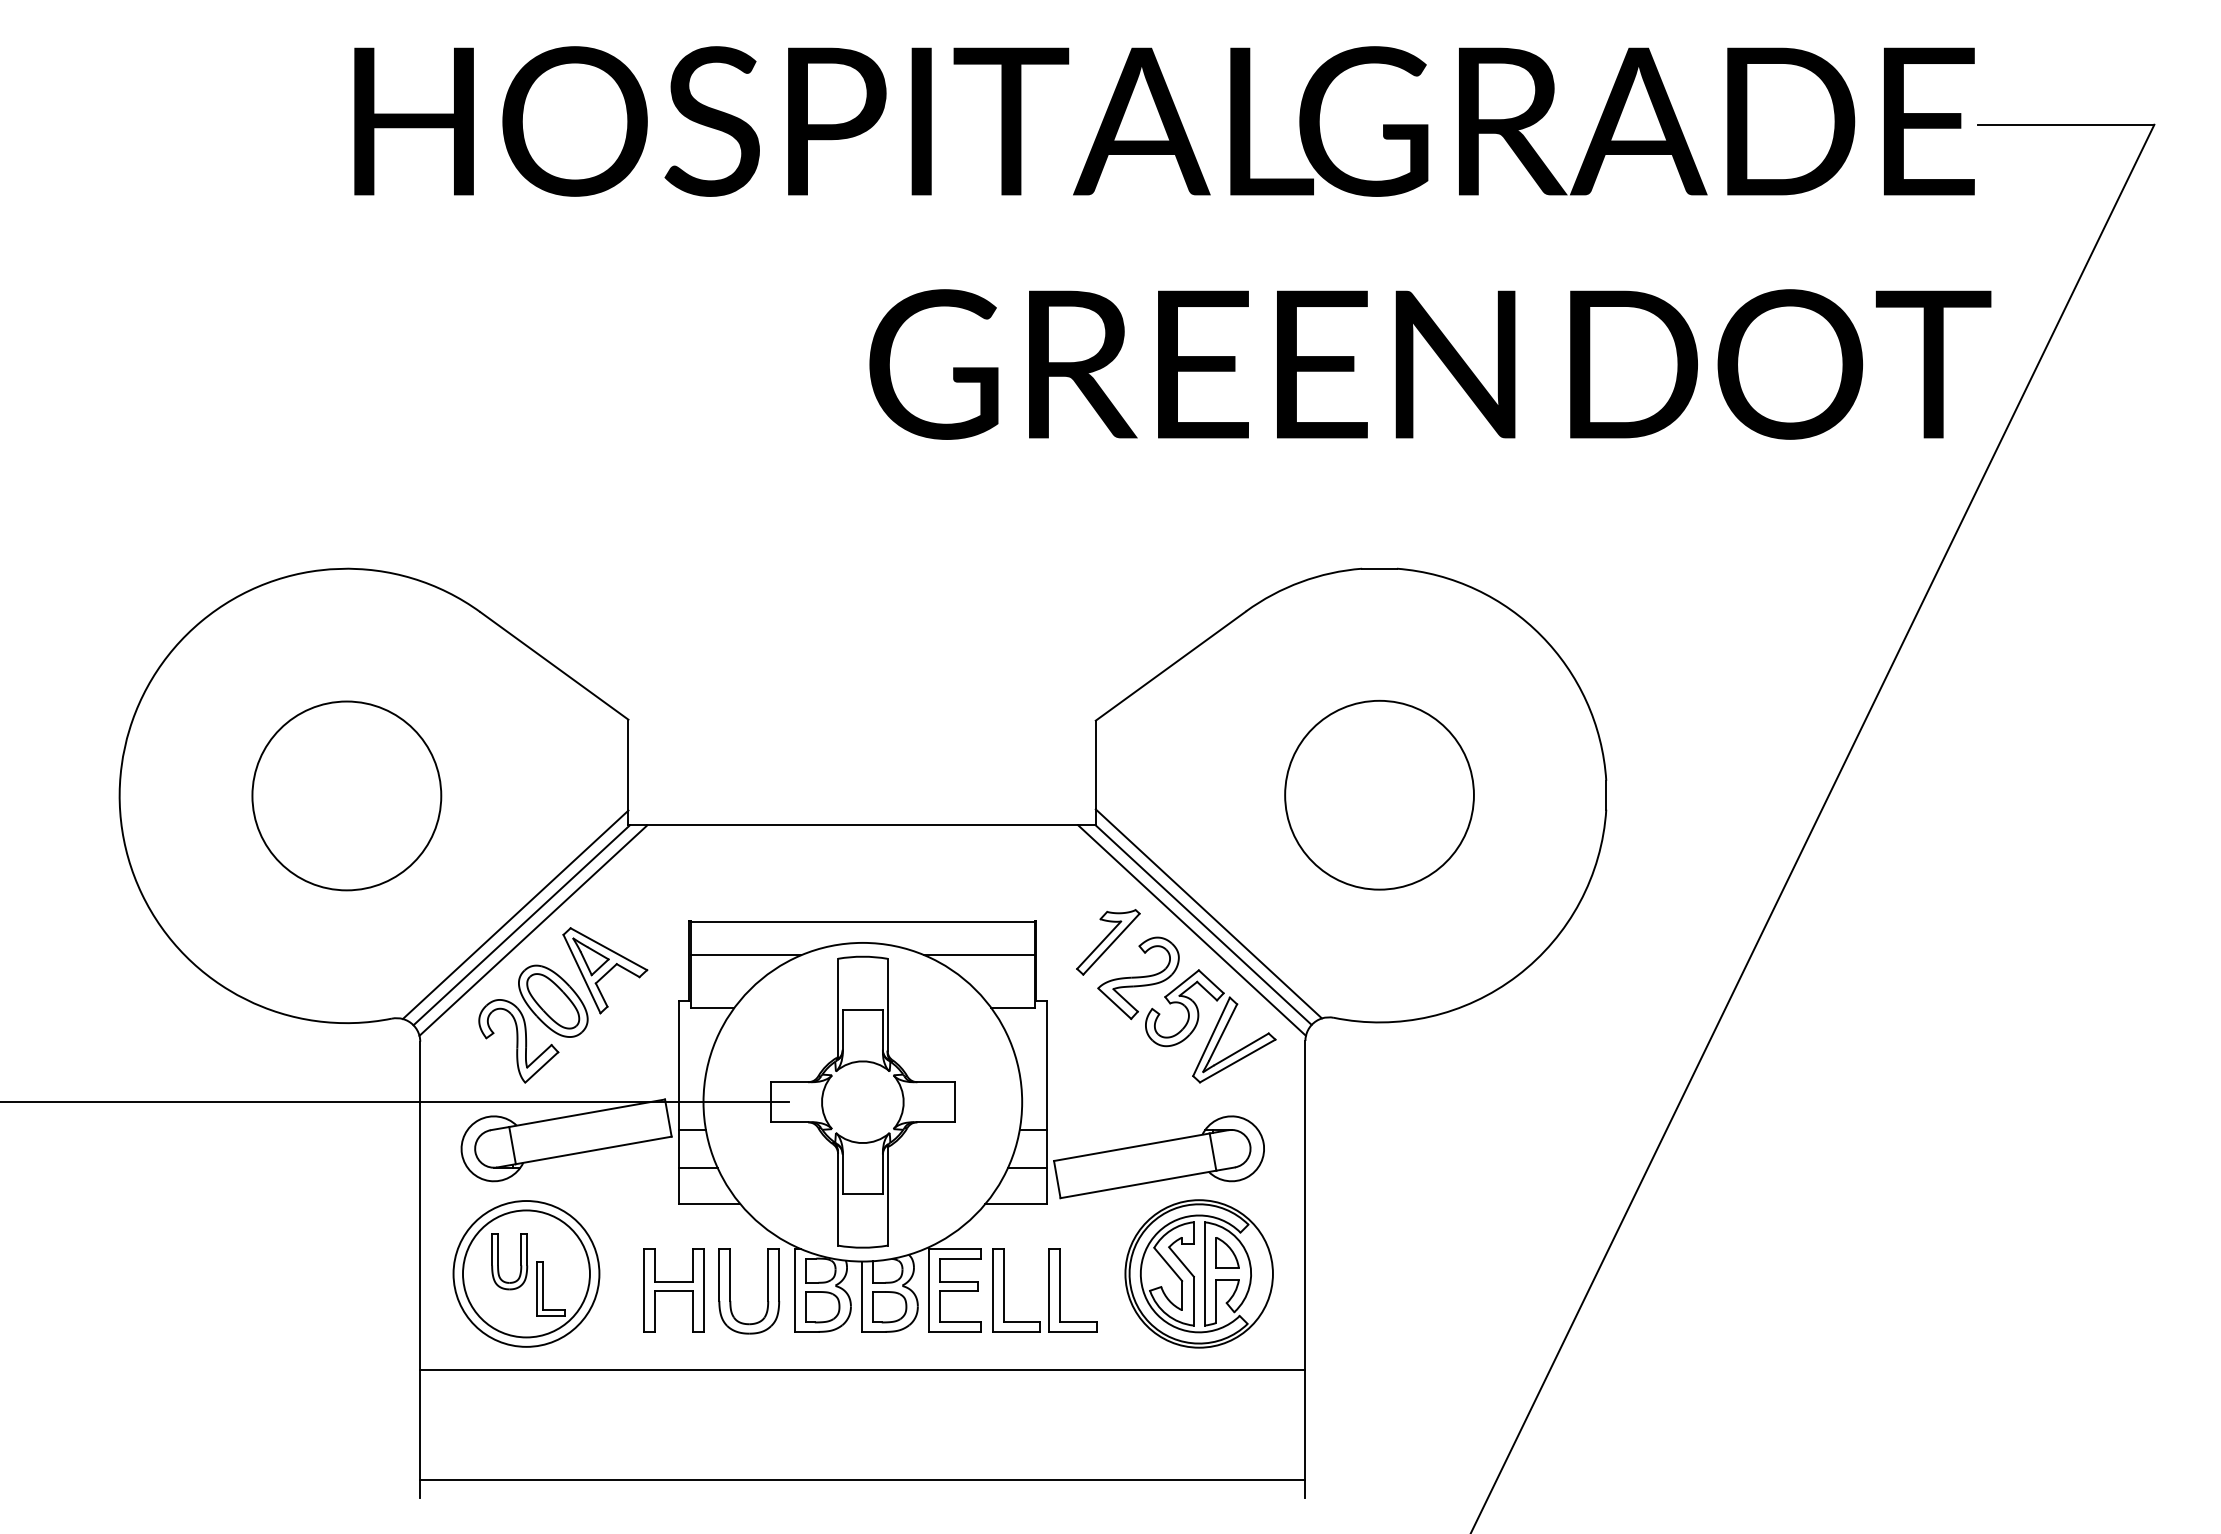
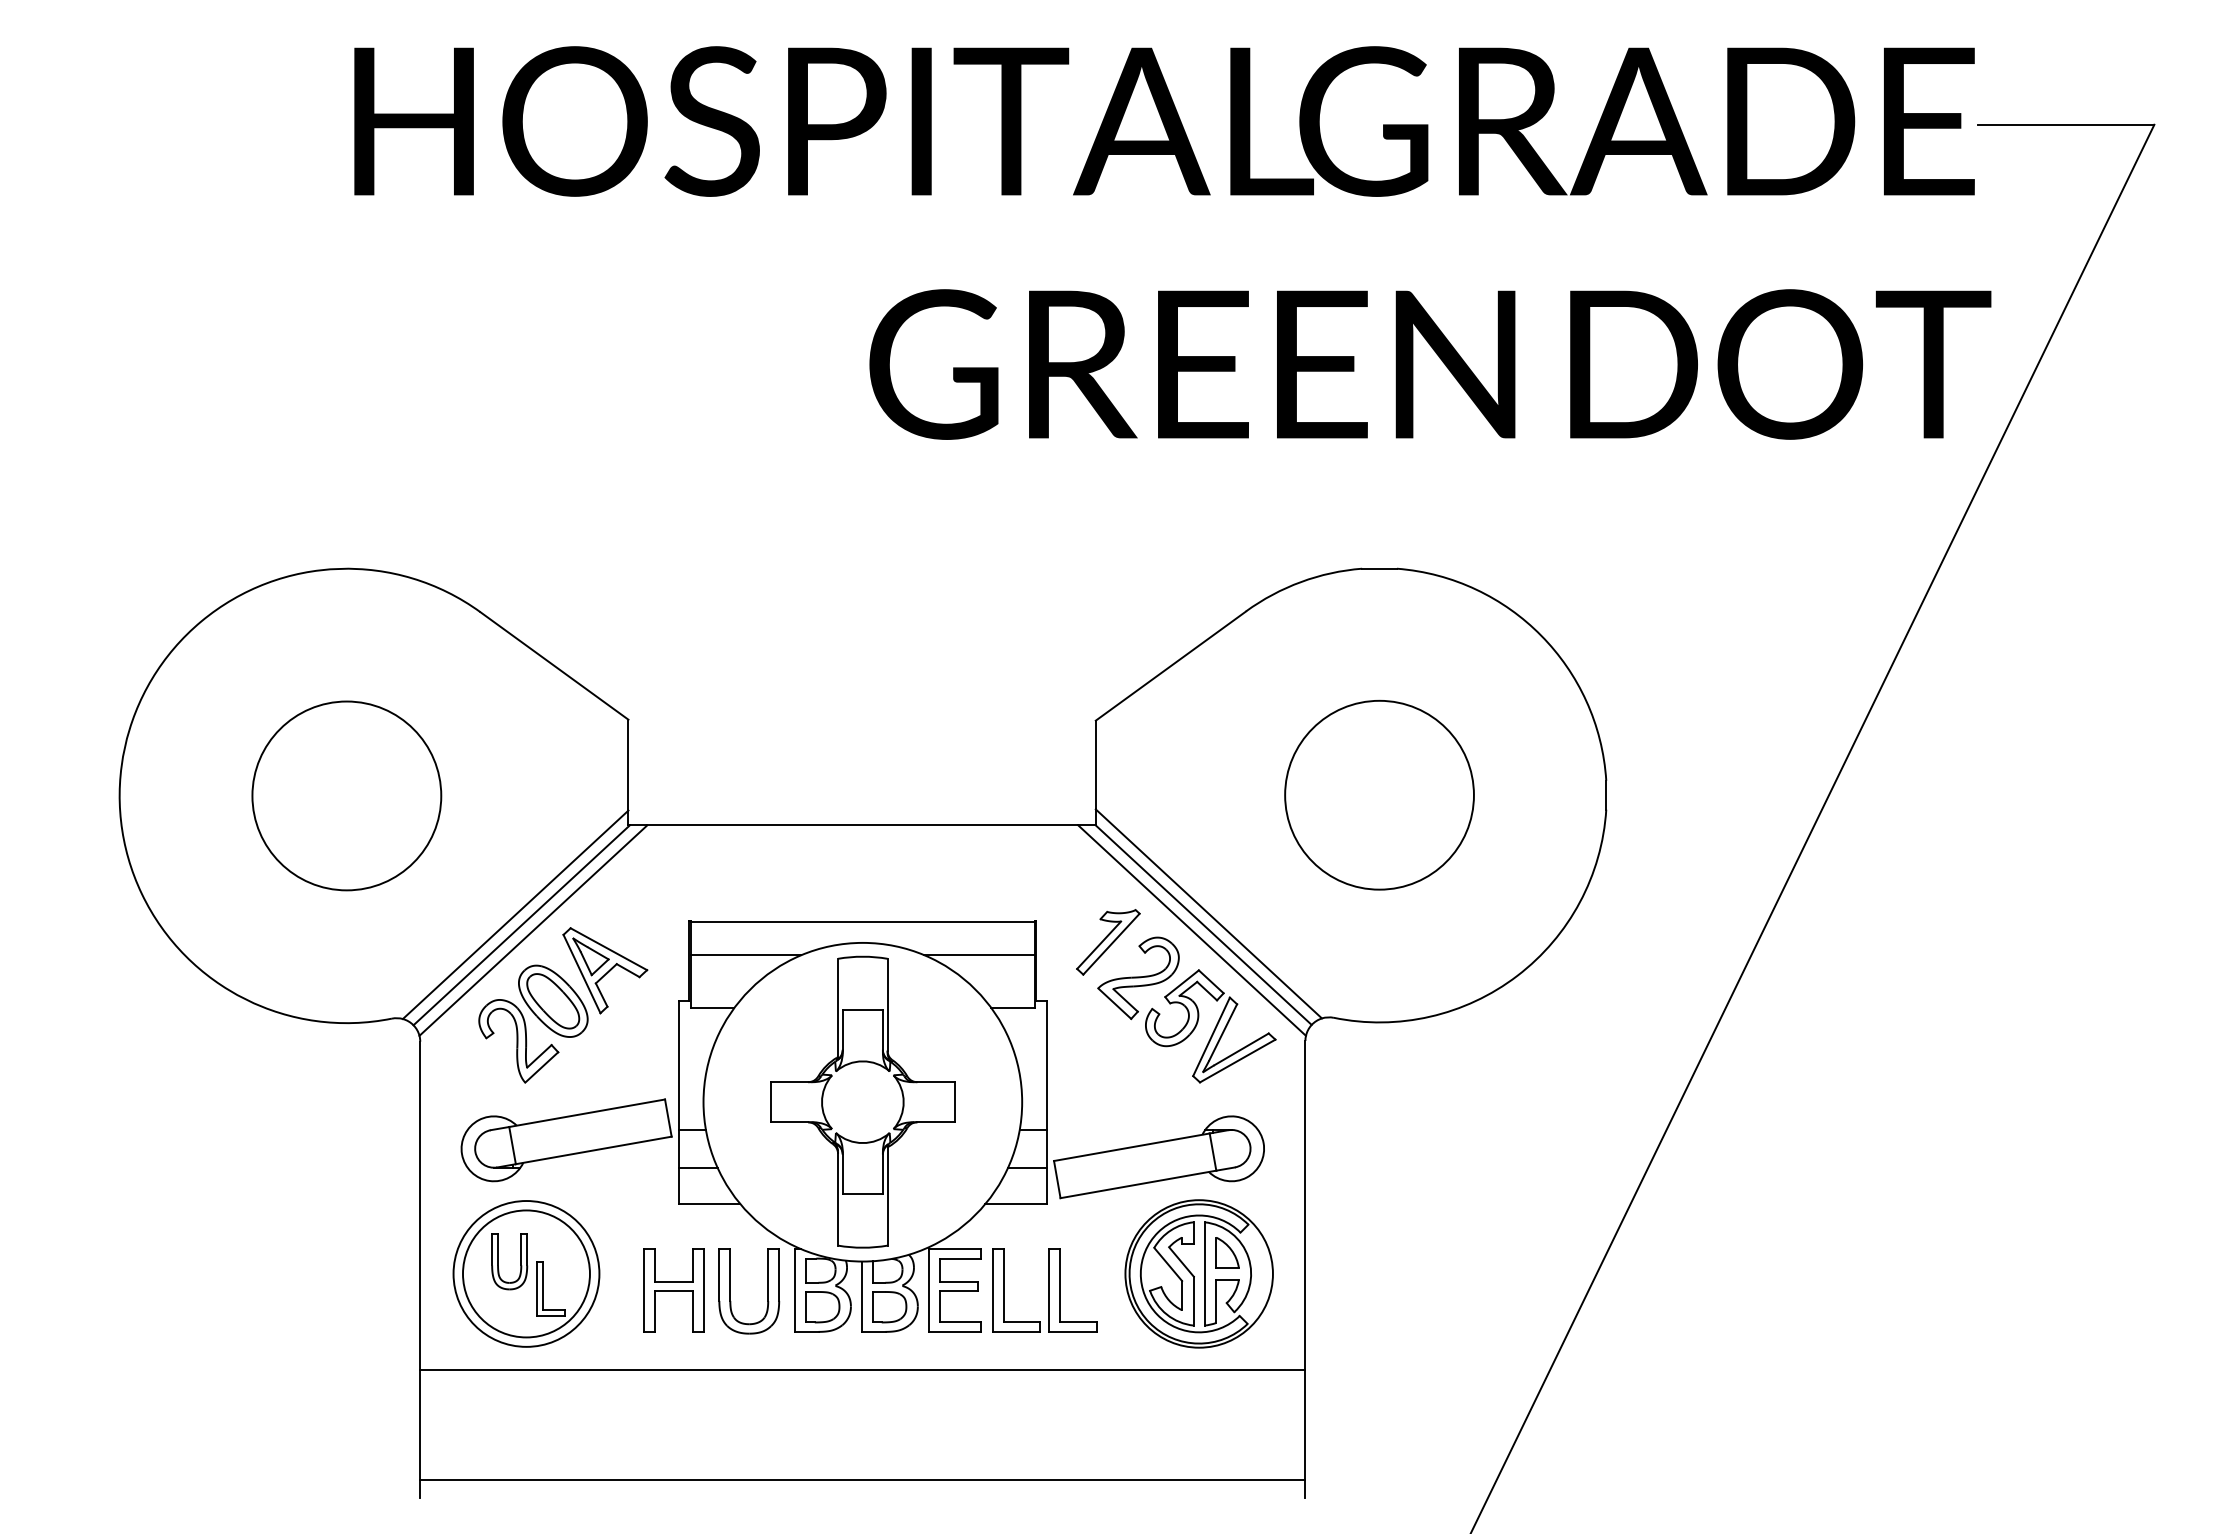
line: present -> none (395, 1102)
